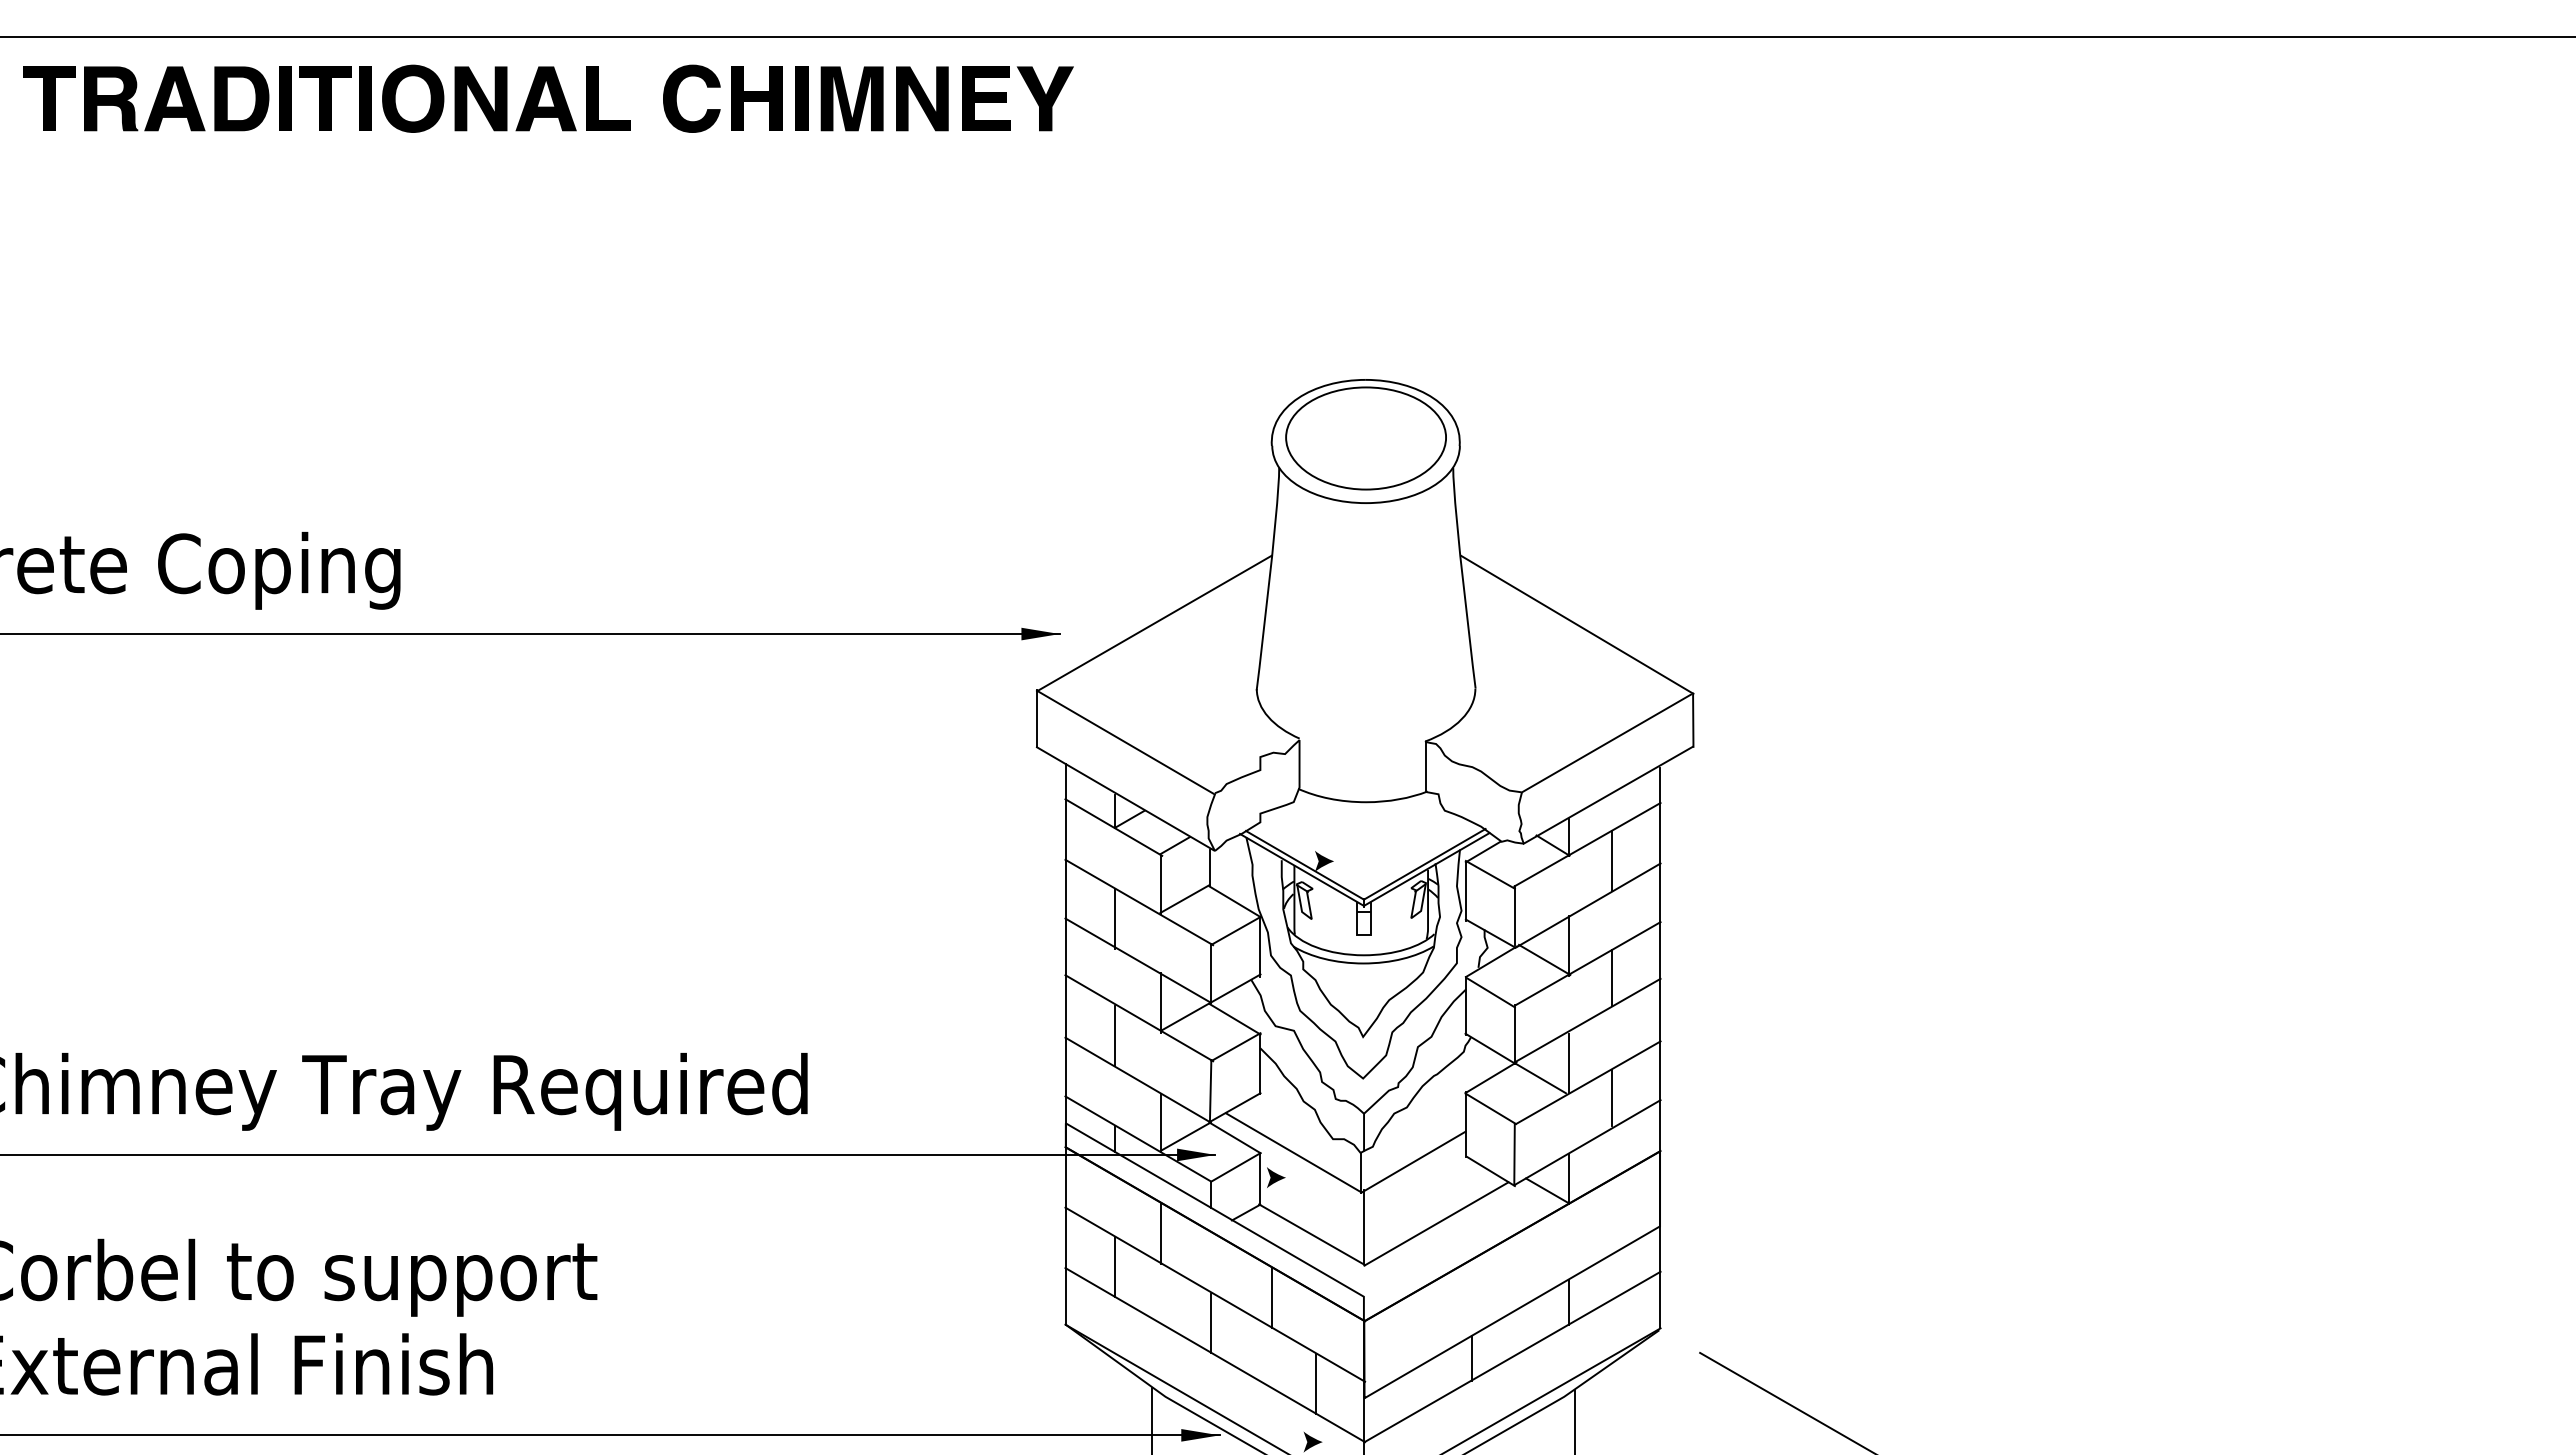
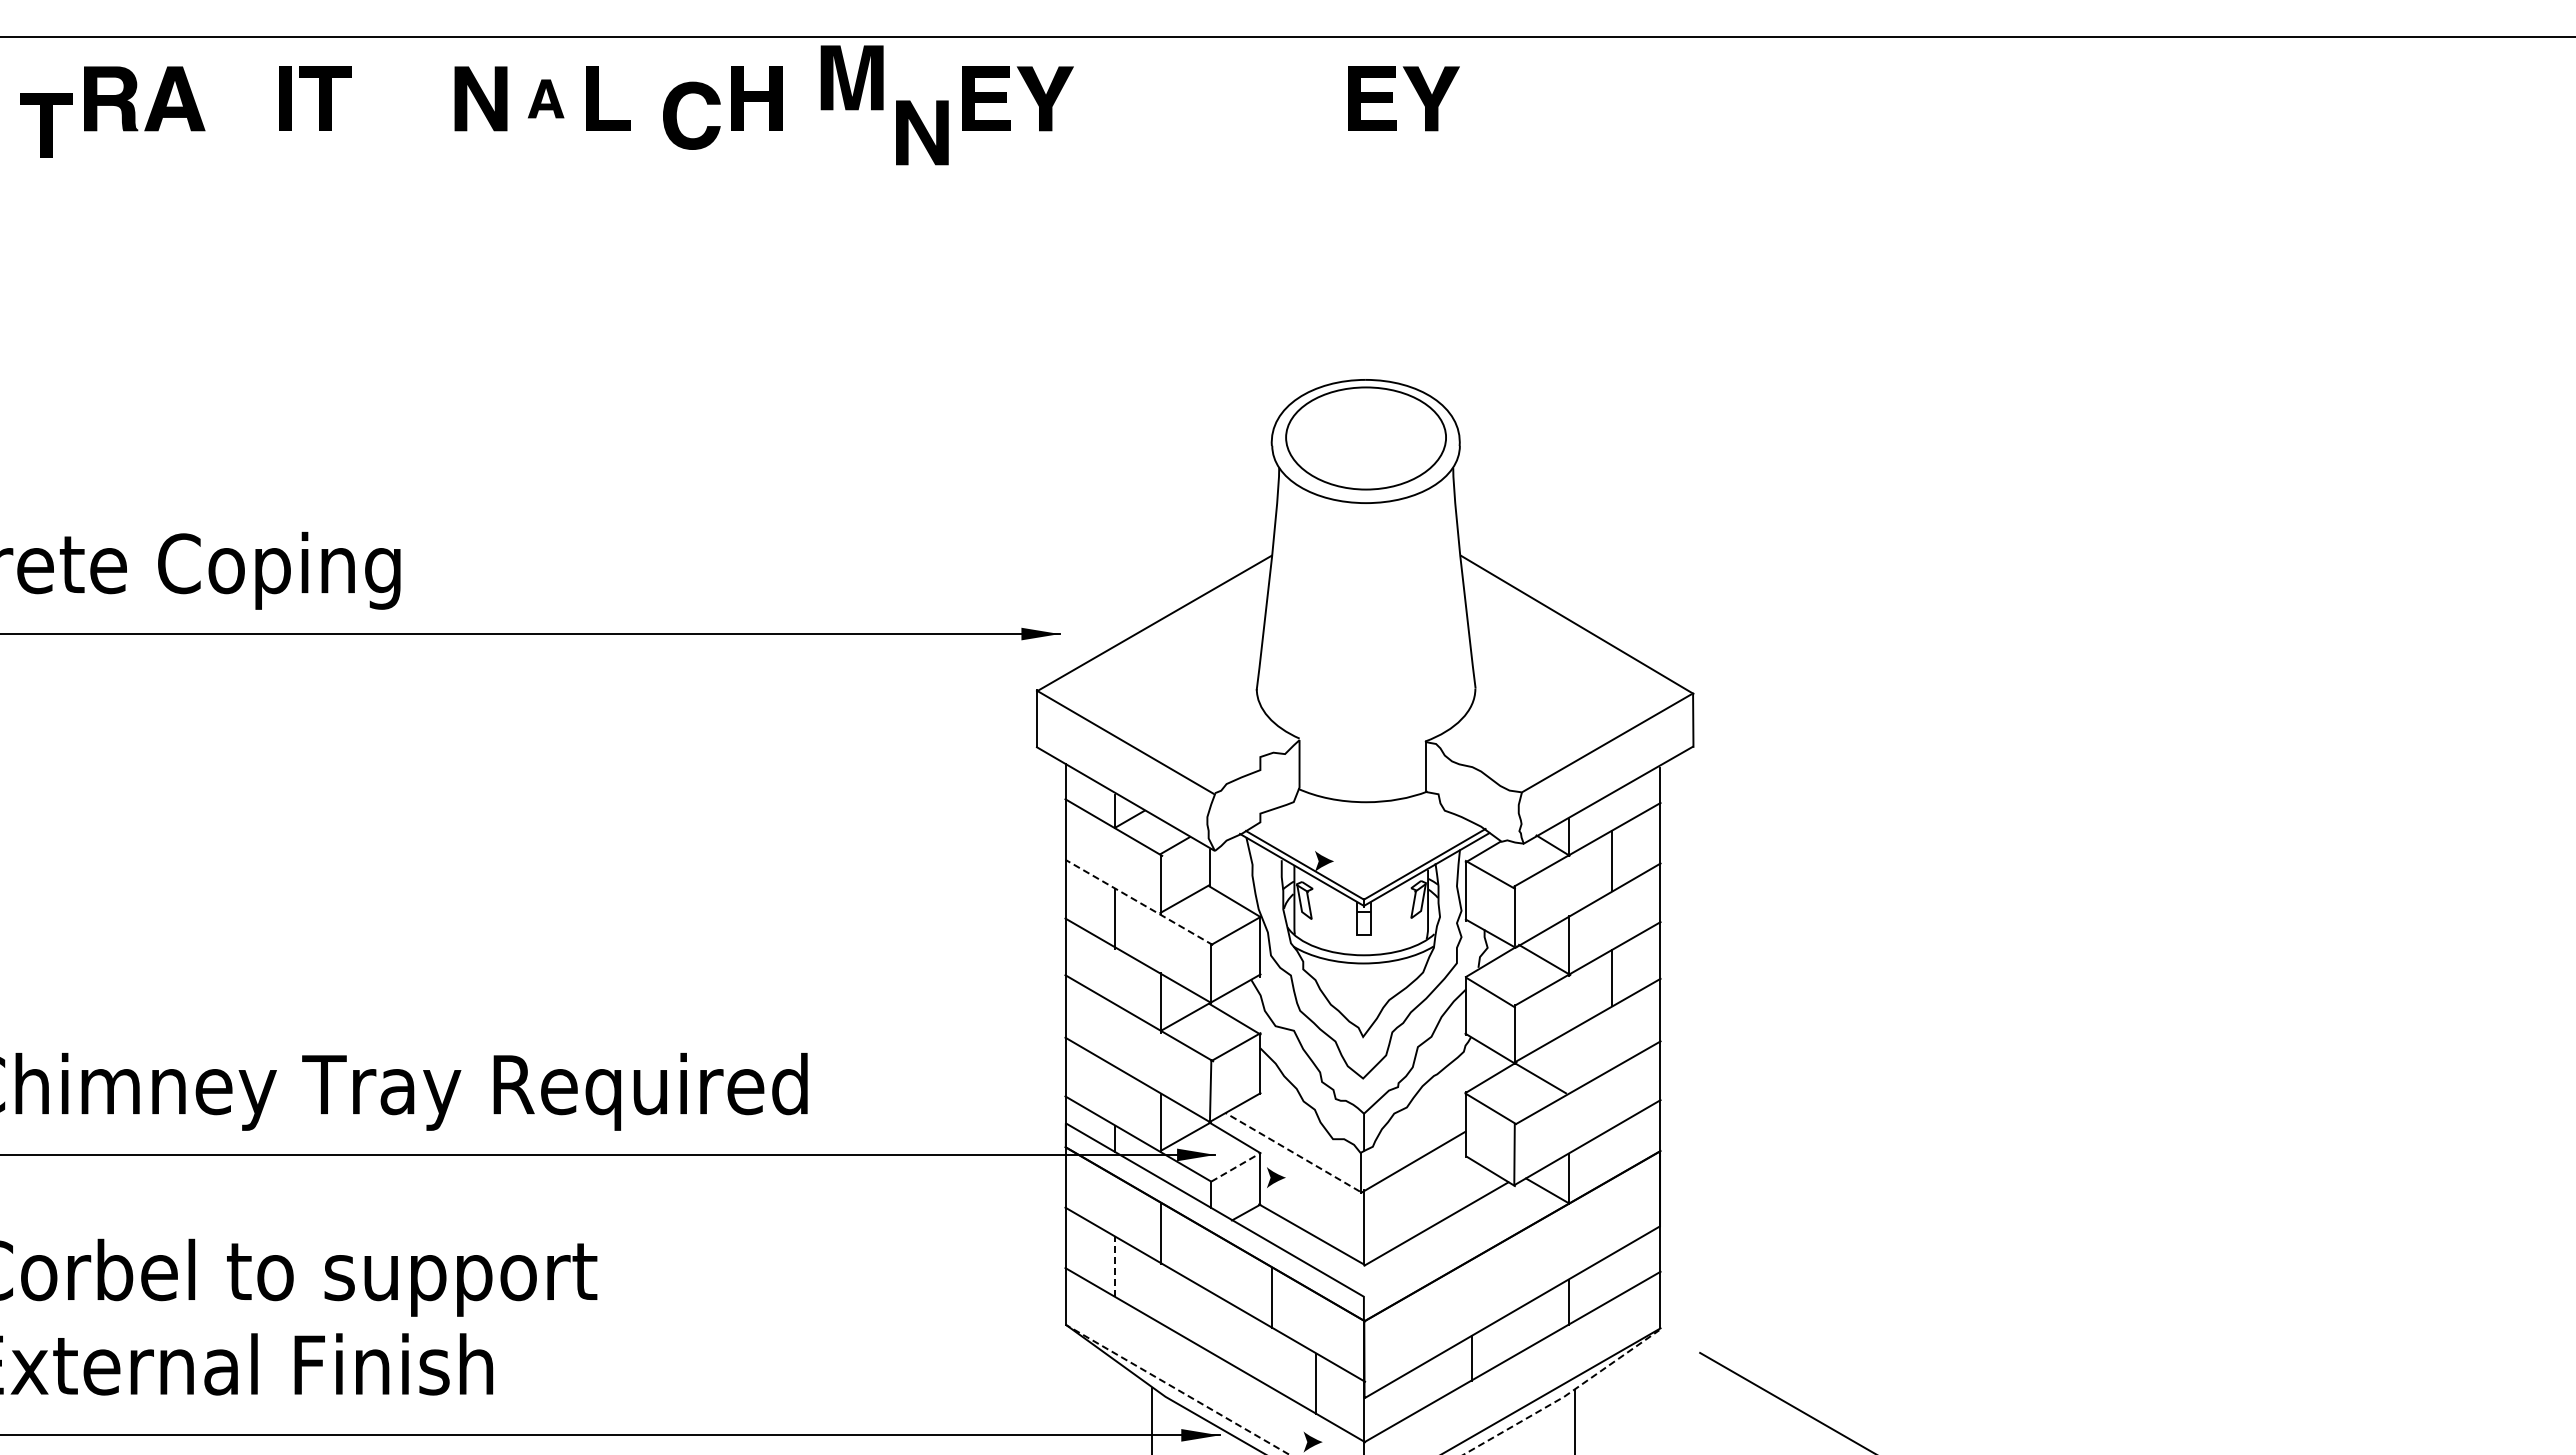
part position: (677, 93) -> (677, 110) (677, 110)
part position: (49, 98) -> (46, 125) (46, 125)
part: present -> none (241, 98)
fill: present -> none (365, 98)
part: present -> none (413, 98)
part size: 62x66 px -> 37x40 px (546, 98)
part: present -> none (801, 98)
part position: (851, 98) -> (851, 77) (851, 77)
part position: (922, 98) -> (922, 132) (922, 132)
part: none -> present (1392, 98)
line: solid -> dashed (1138, 902)
line: present -> none (1115, 1036)
line: present -> none (1568, 1063)
line: present -> none (1612, 1097)
line: solid -> dashed (1293, 1152)
line: solid -> dashed (1236, 1167)
line: solid -> dashed (1115, 1267)
line: present -> none (1211, 1323)
line: solid -> dashed (1176, 1389)
line: solid -> dashed (1564, 1396)
